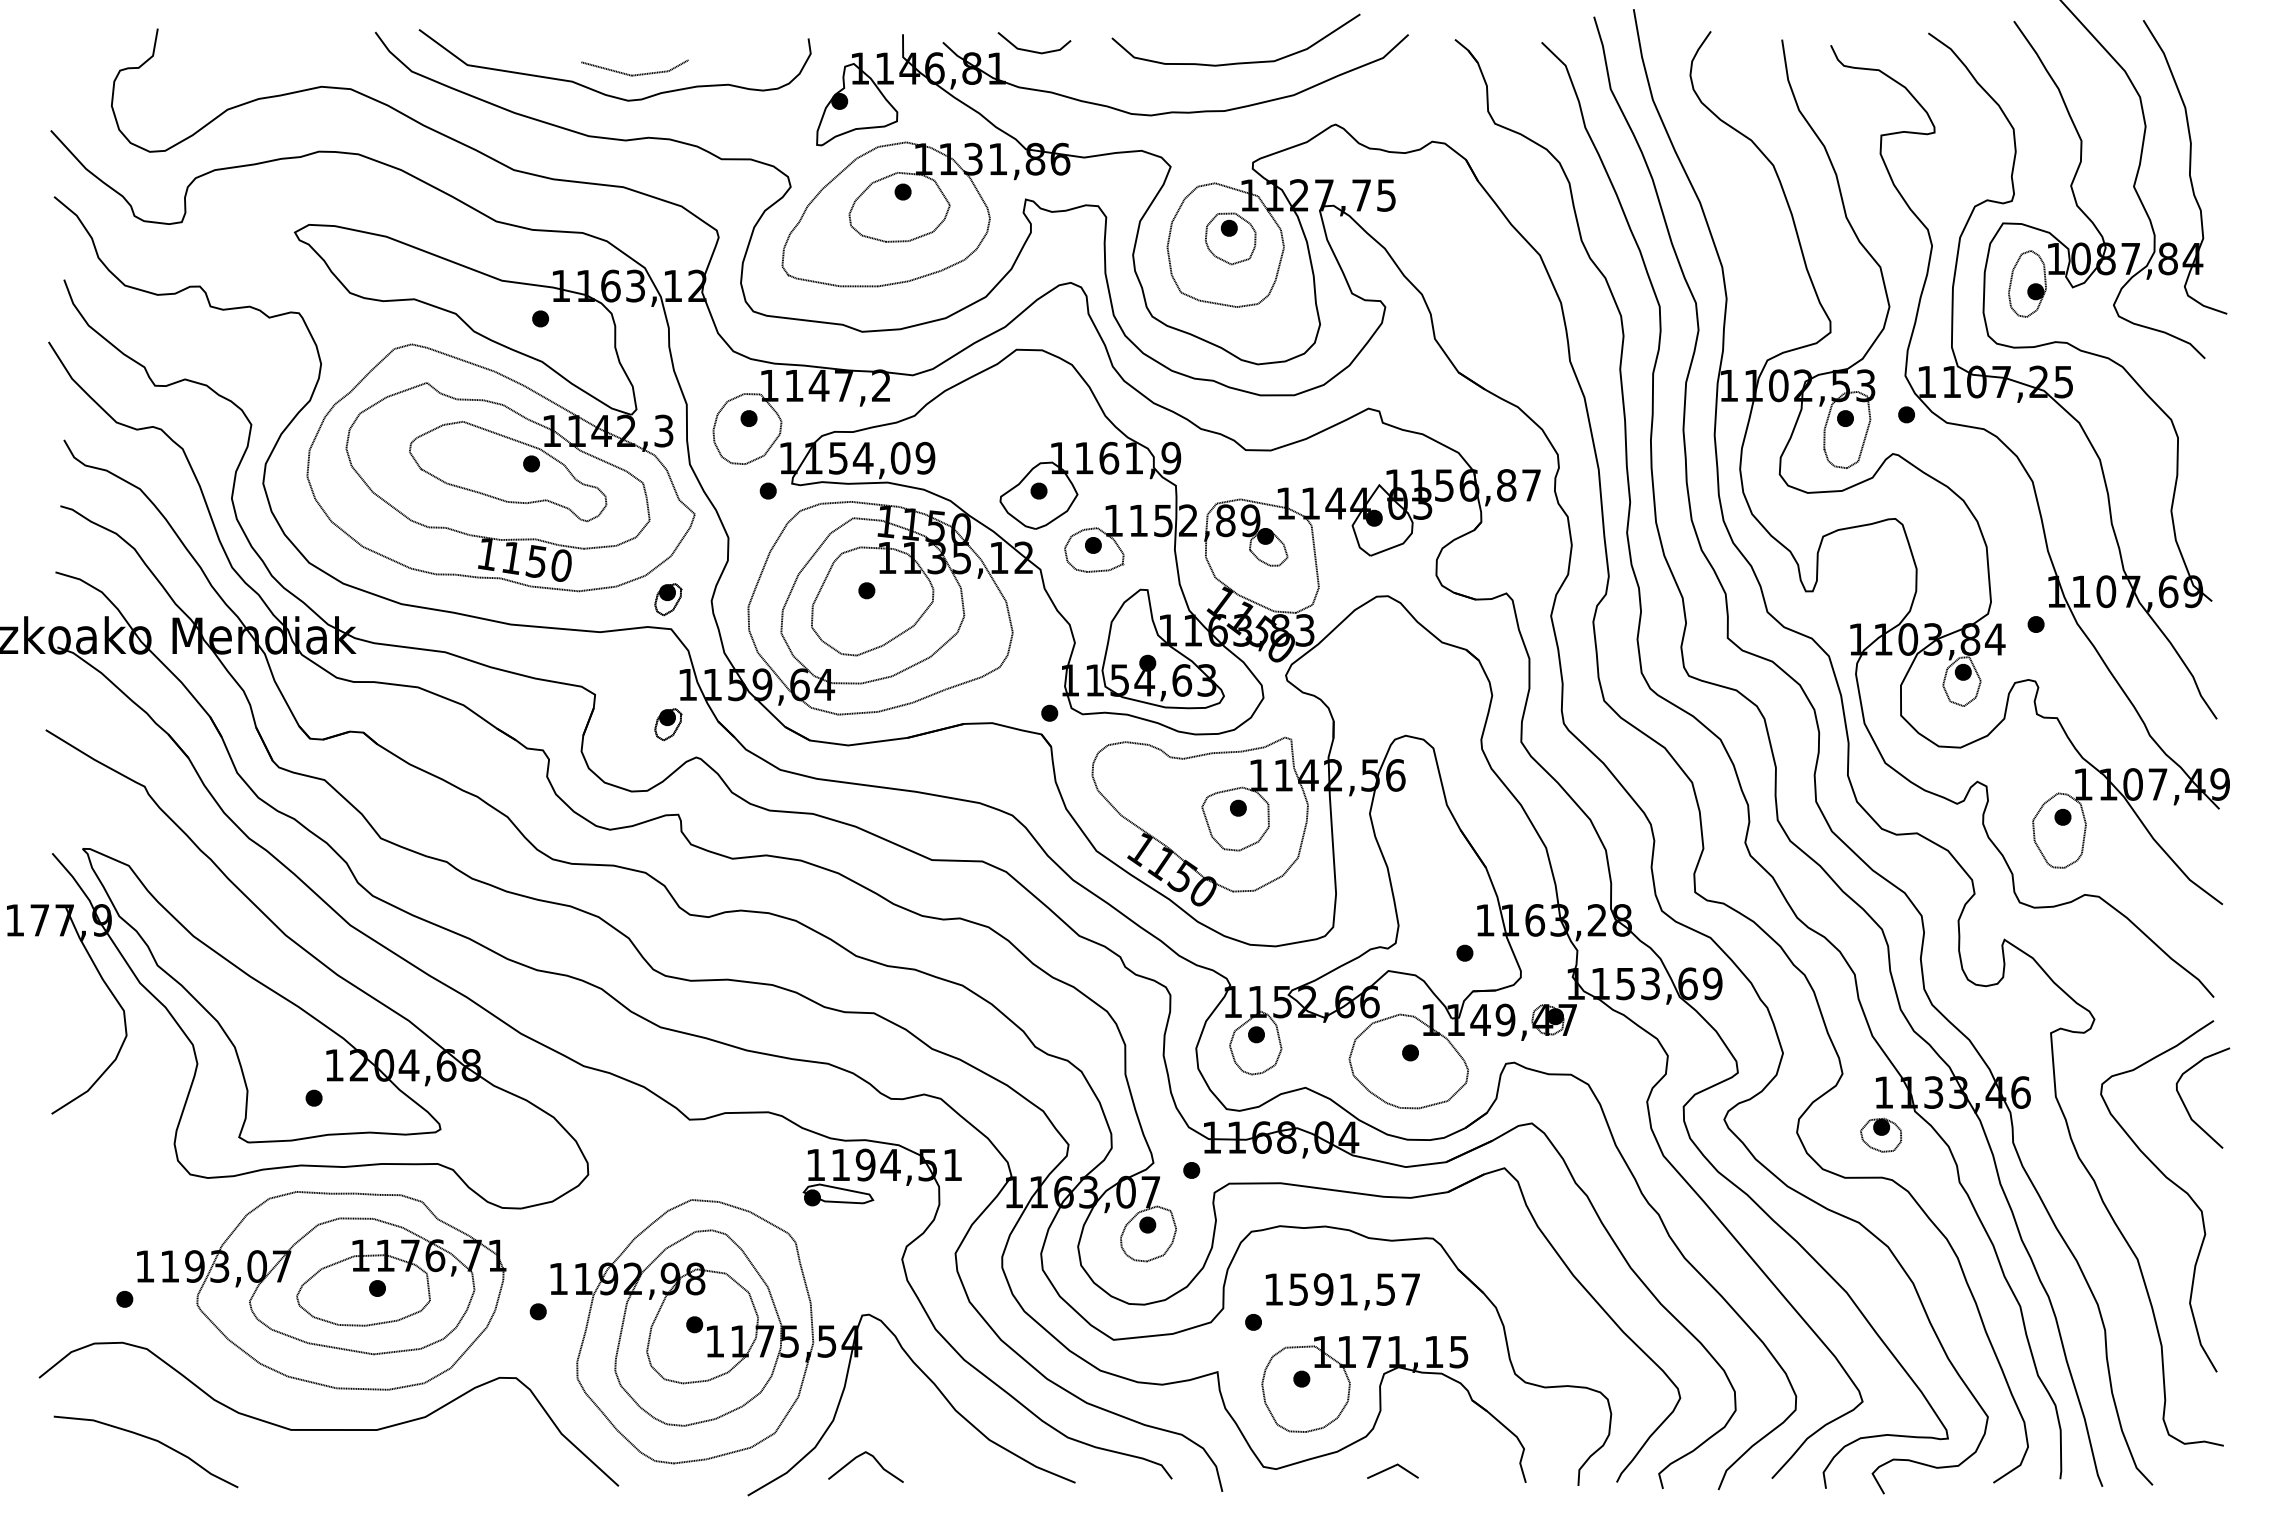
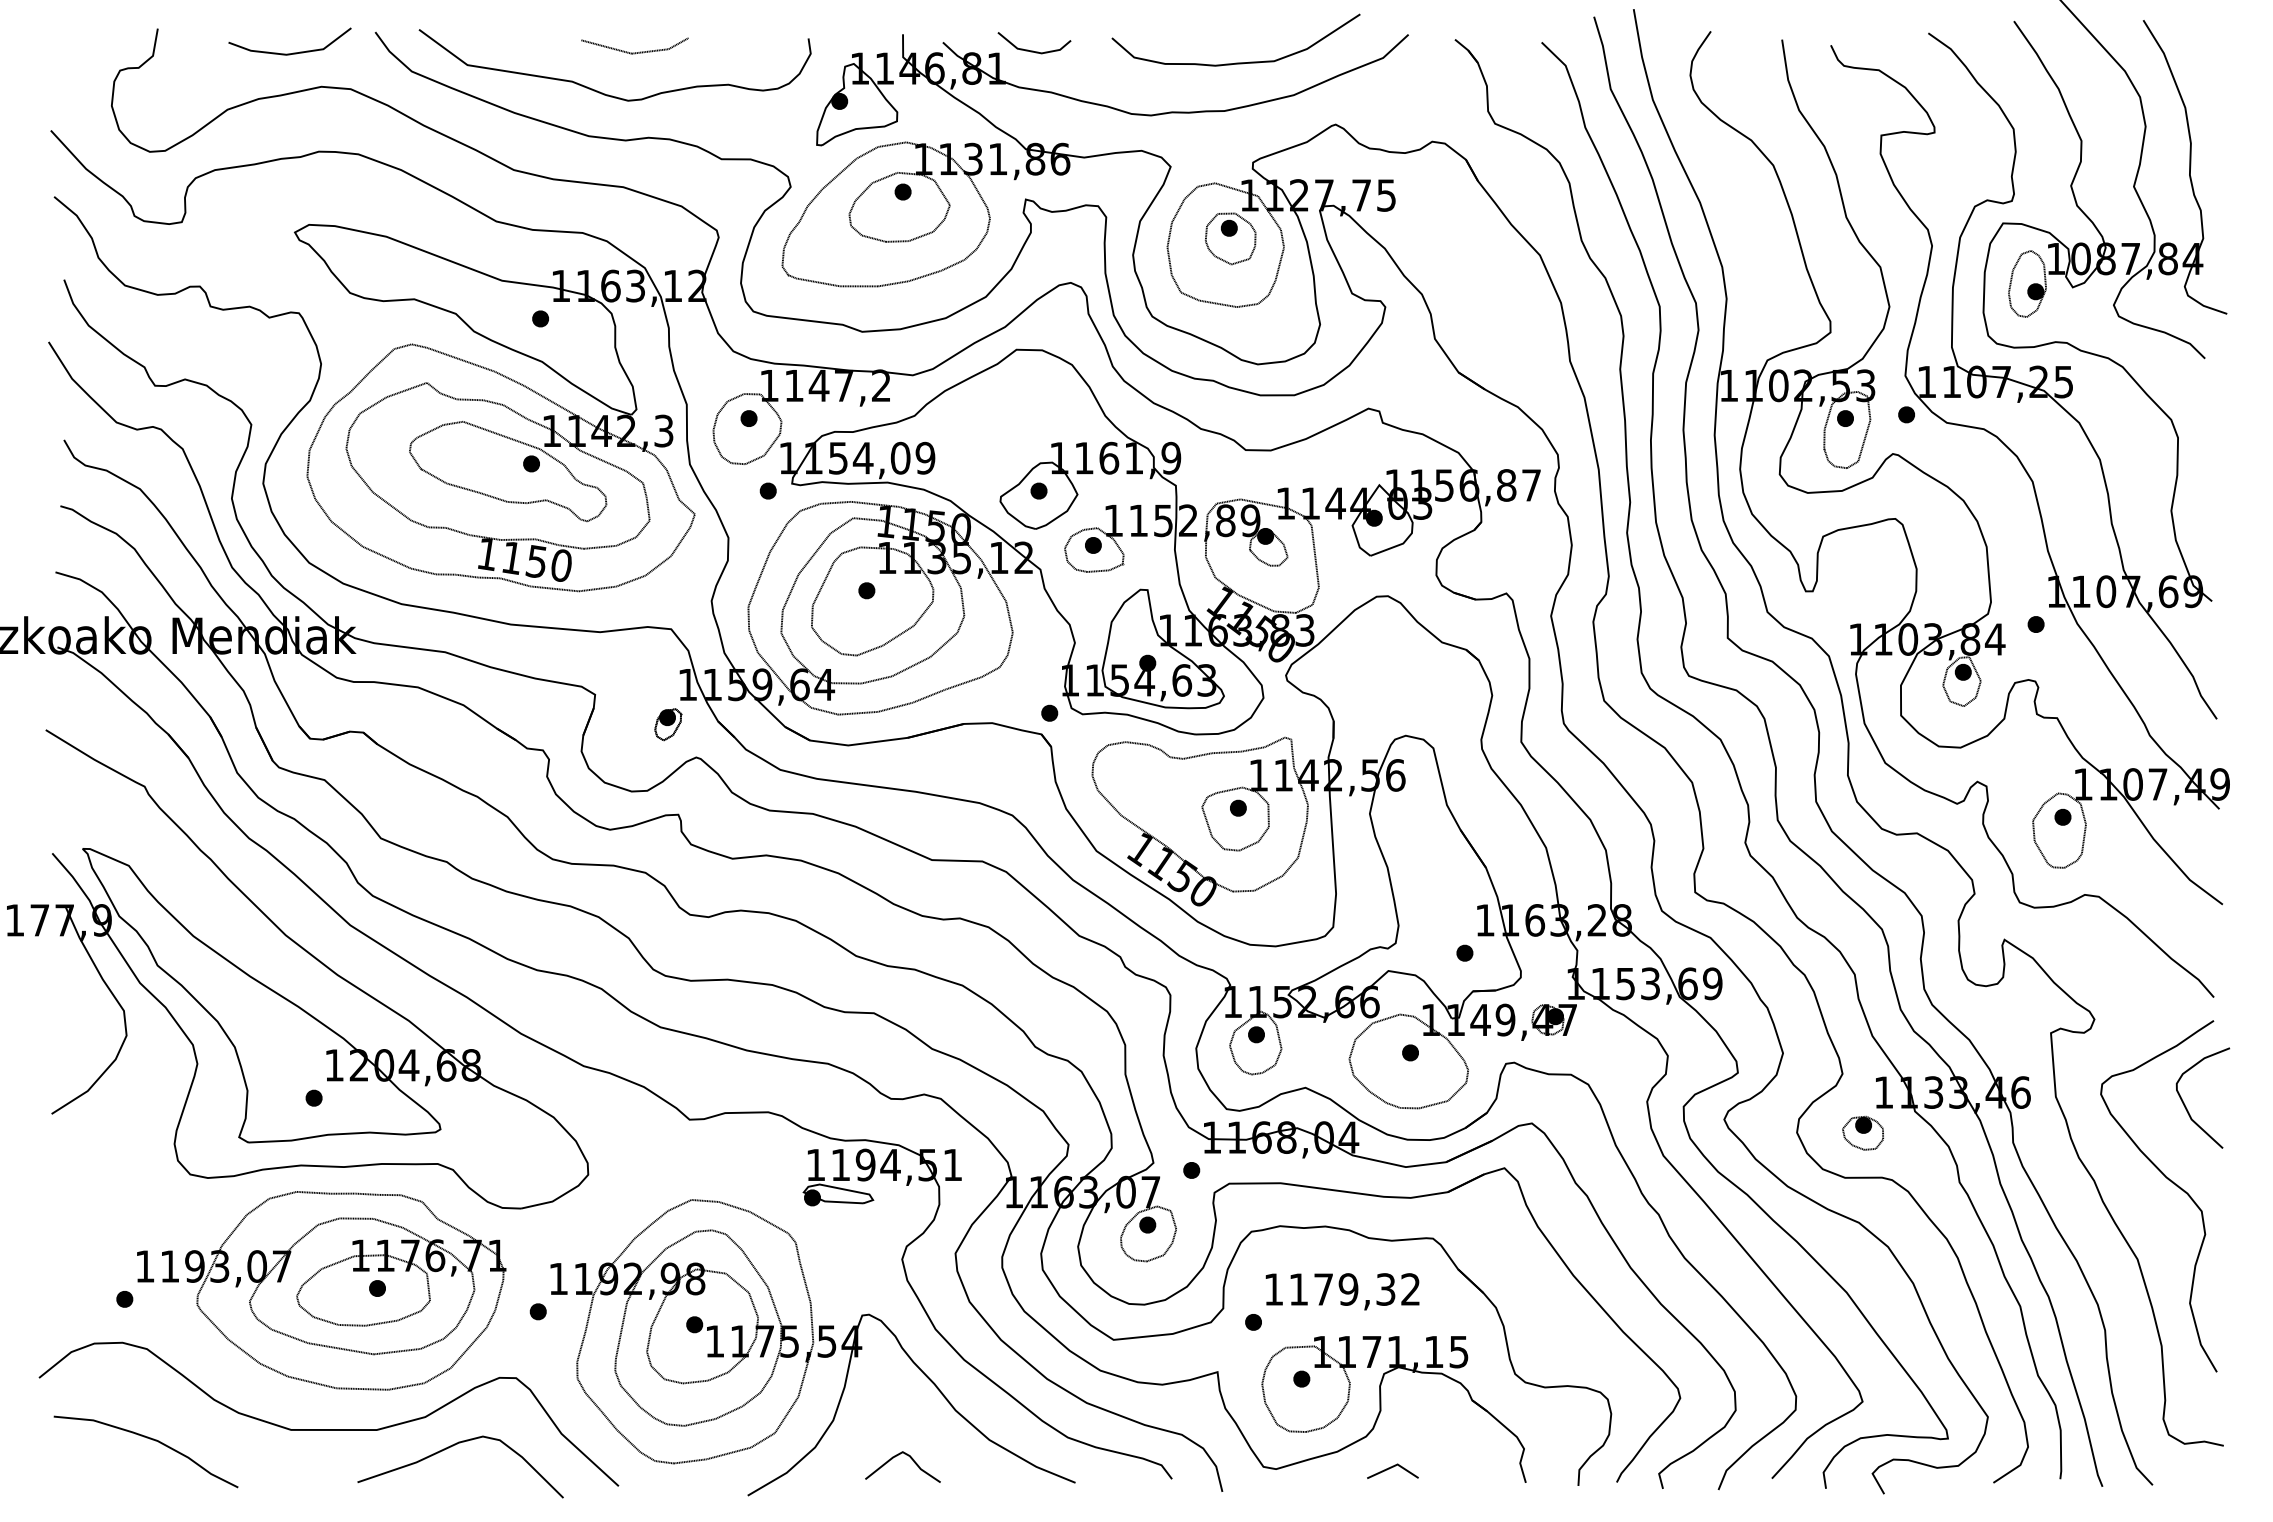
line: none -> present (293, 52)
part position: (634, 74) -> (634, 52) (634, 52)
part: present -> none (668, 599)
part position: (1881, 1134) -> (1863, 1132) (1863, 1132)
text: 1591,57 -> 1179,32 (1354, 1289)
curve: none -> present (451, 1447)
curve position: (860, 1456) -> (897, 1456) (897, 1456)
